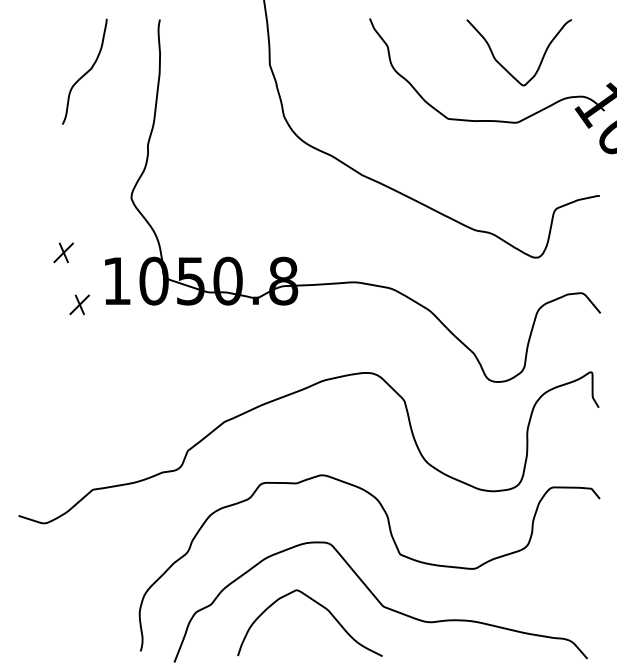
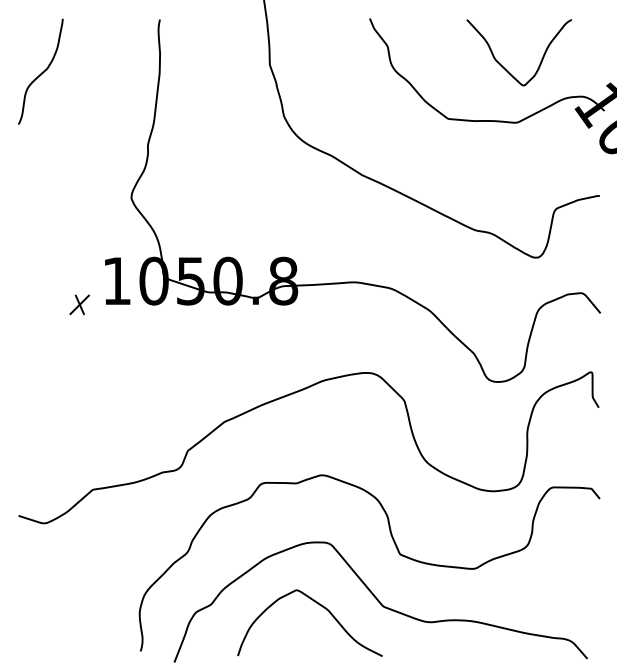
curve position: (85, 72) -> (41, 72) (41, 72)
part: present -> none (63, 252)
